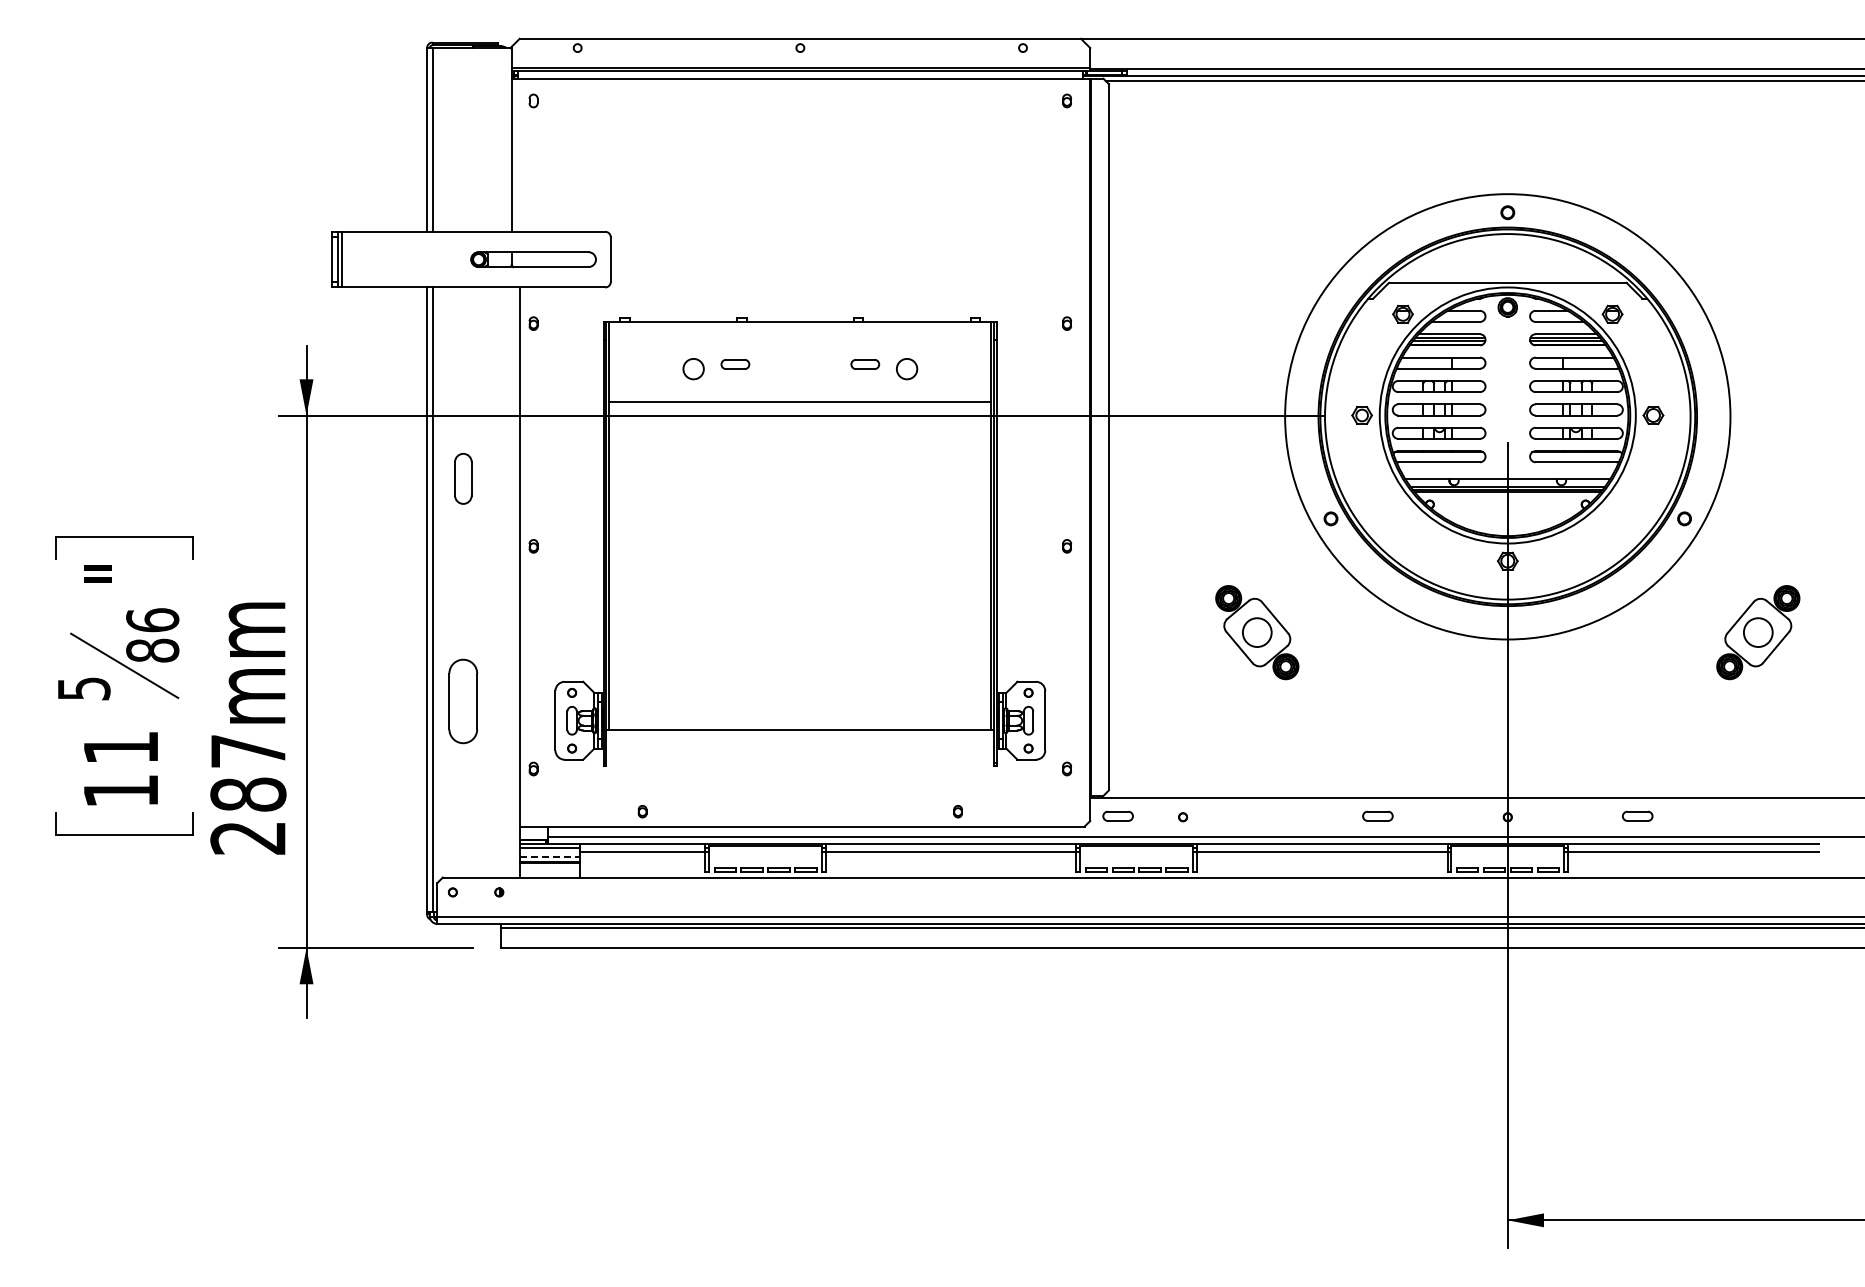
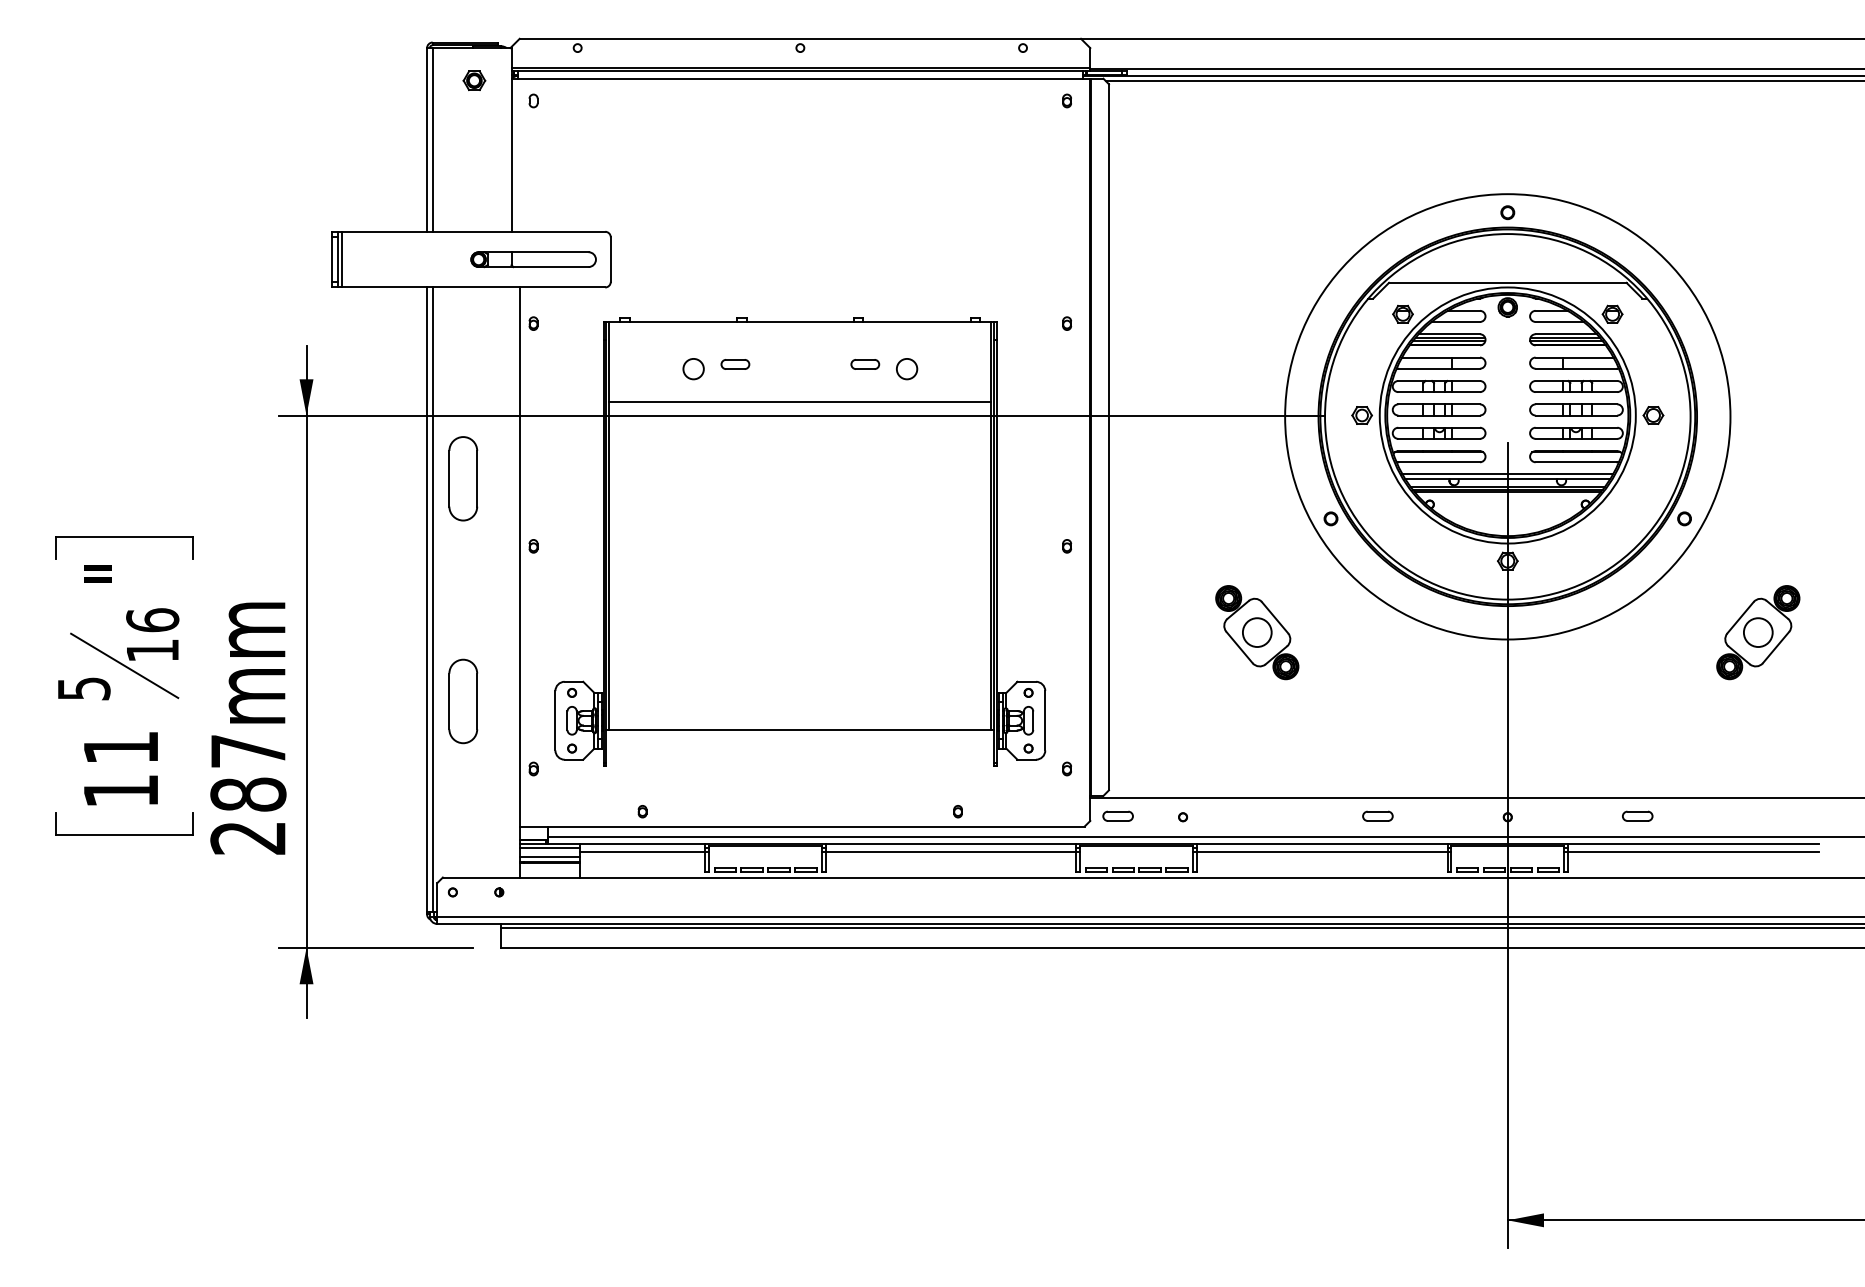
part: none -> present (474, 80)
line: none -> present (1507, 474)
part size: 19x52 px -> 31x86 px (463, 478)
text: 86 -> 16 (152, 650)
line: dashed -> solid (550, 857)
